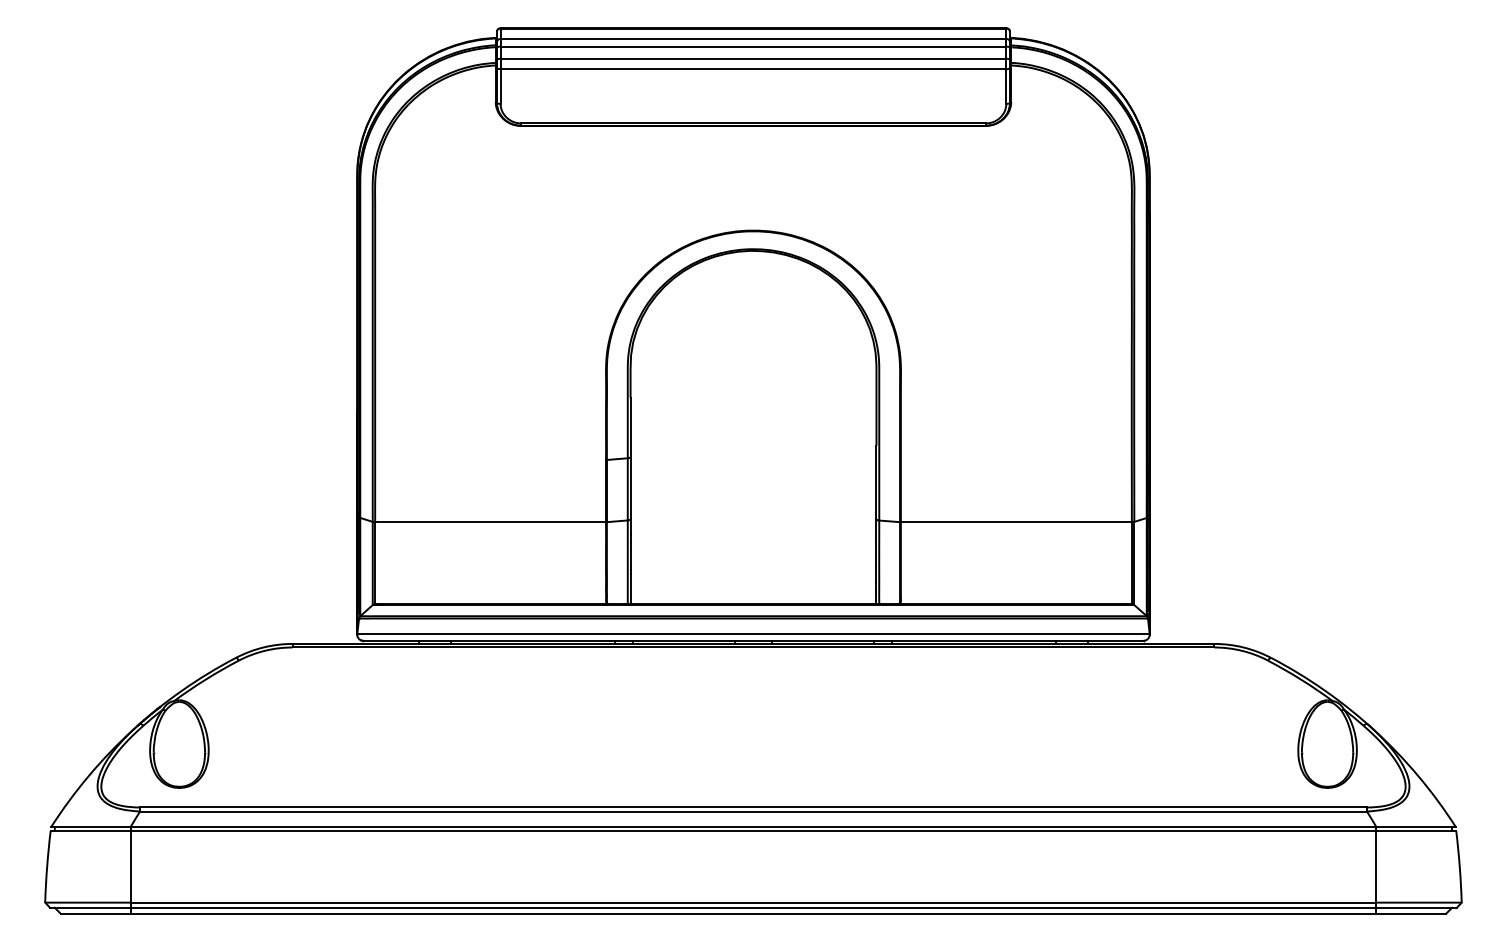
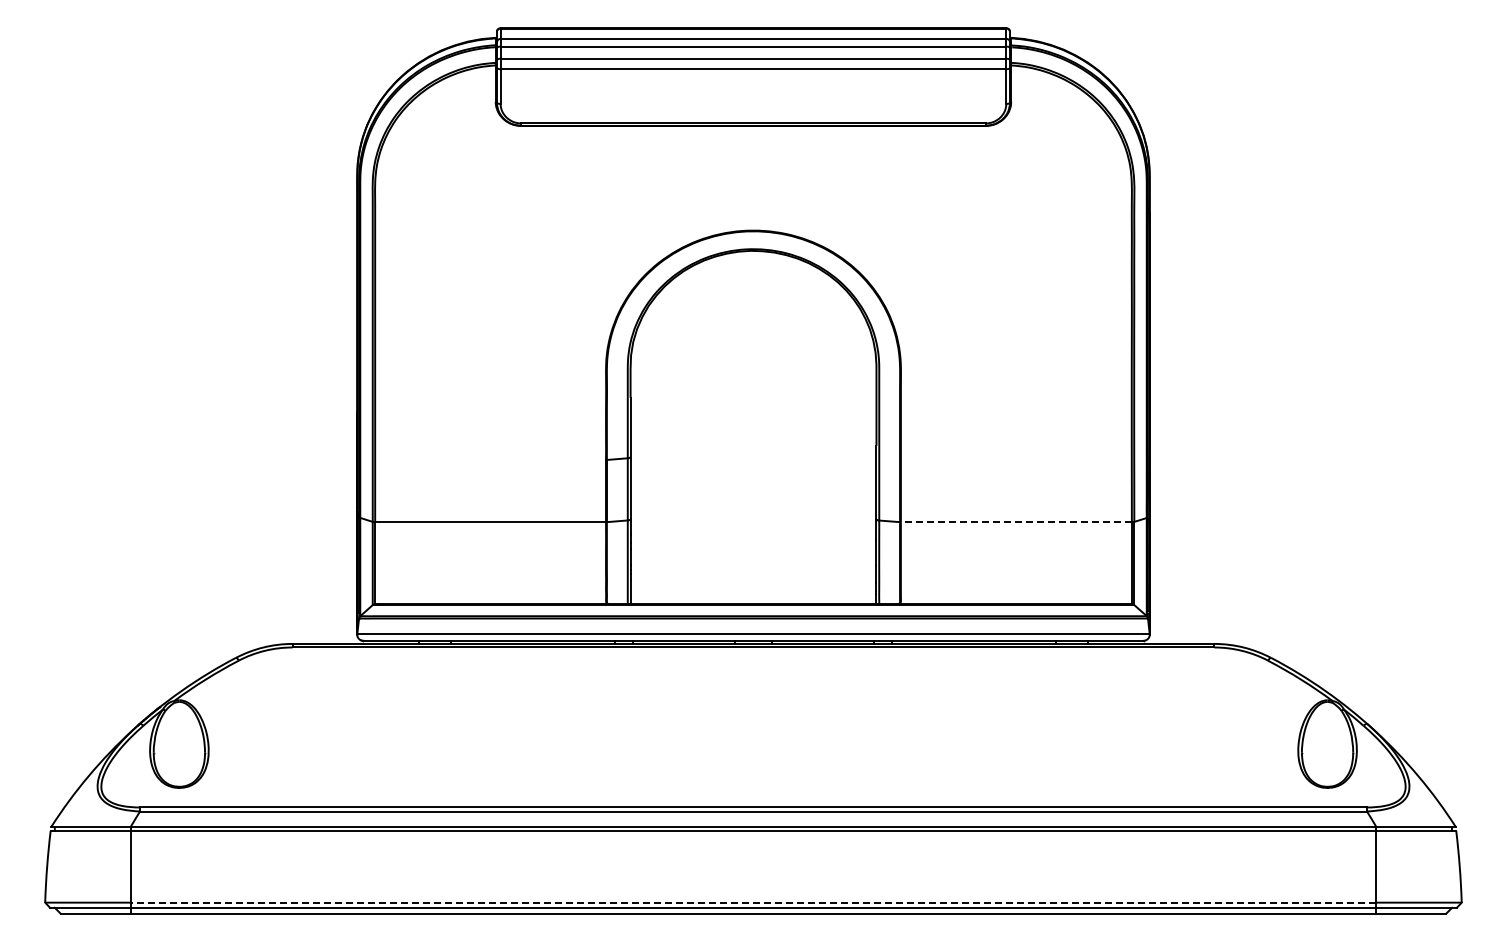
line: solid -> dashed (1015, 522)
line: solid -> dashed (753, 902)
